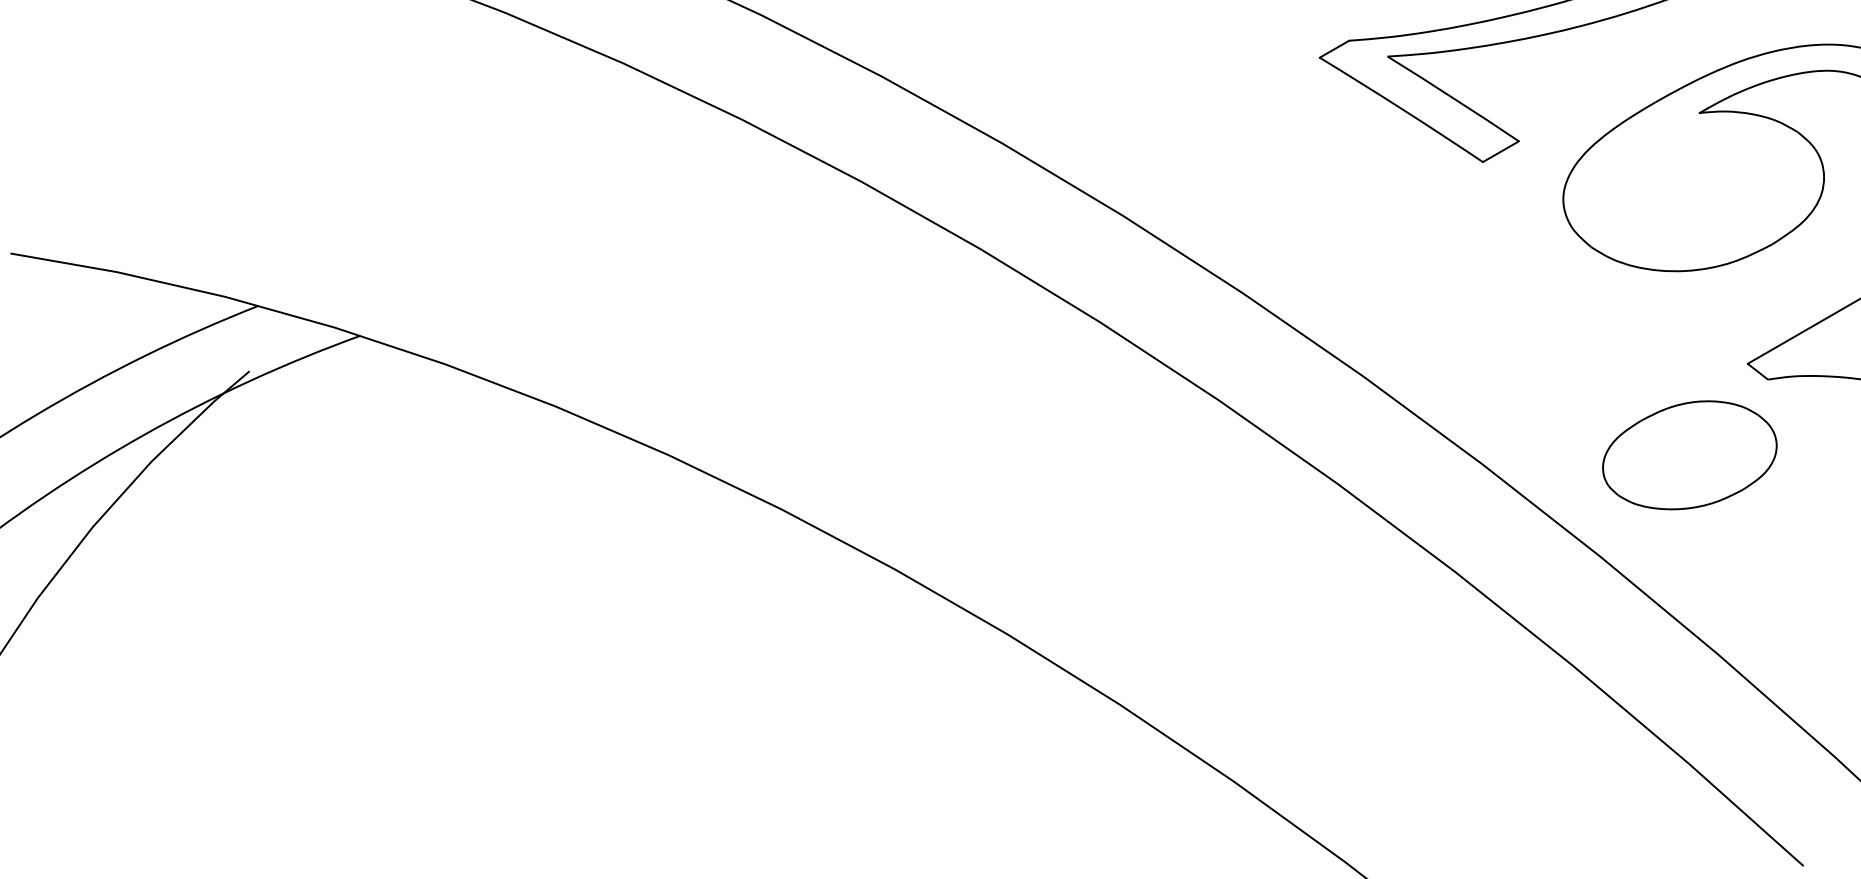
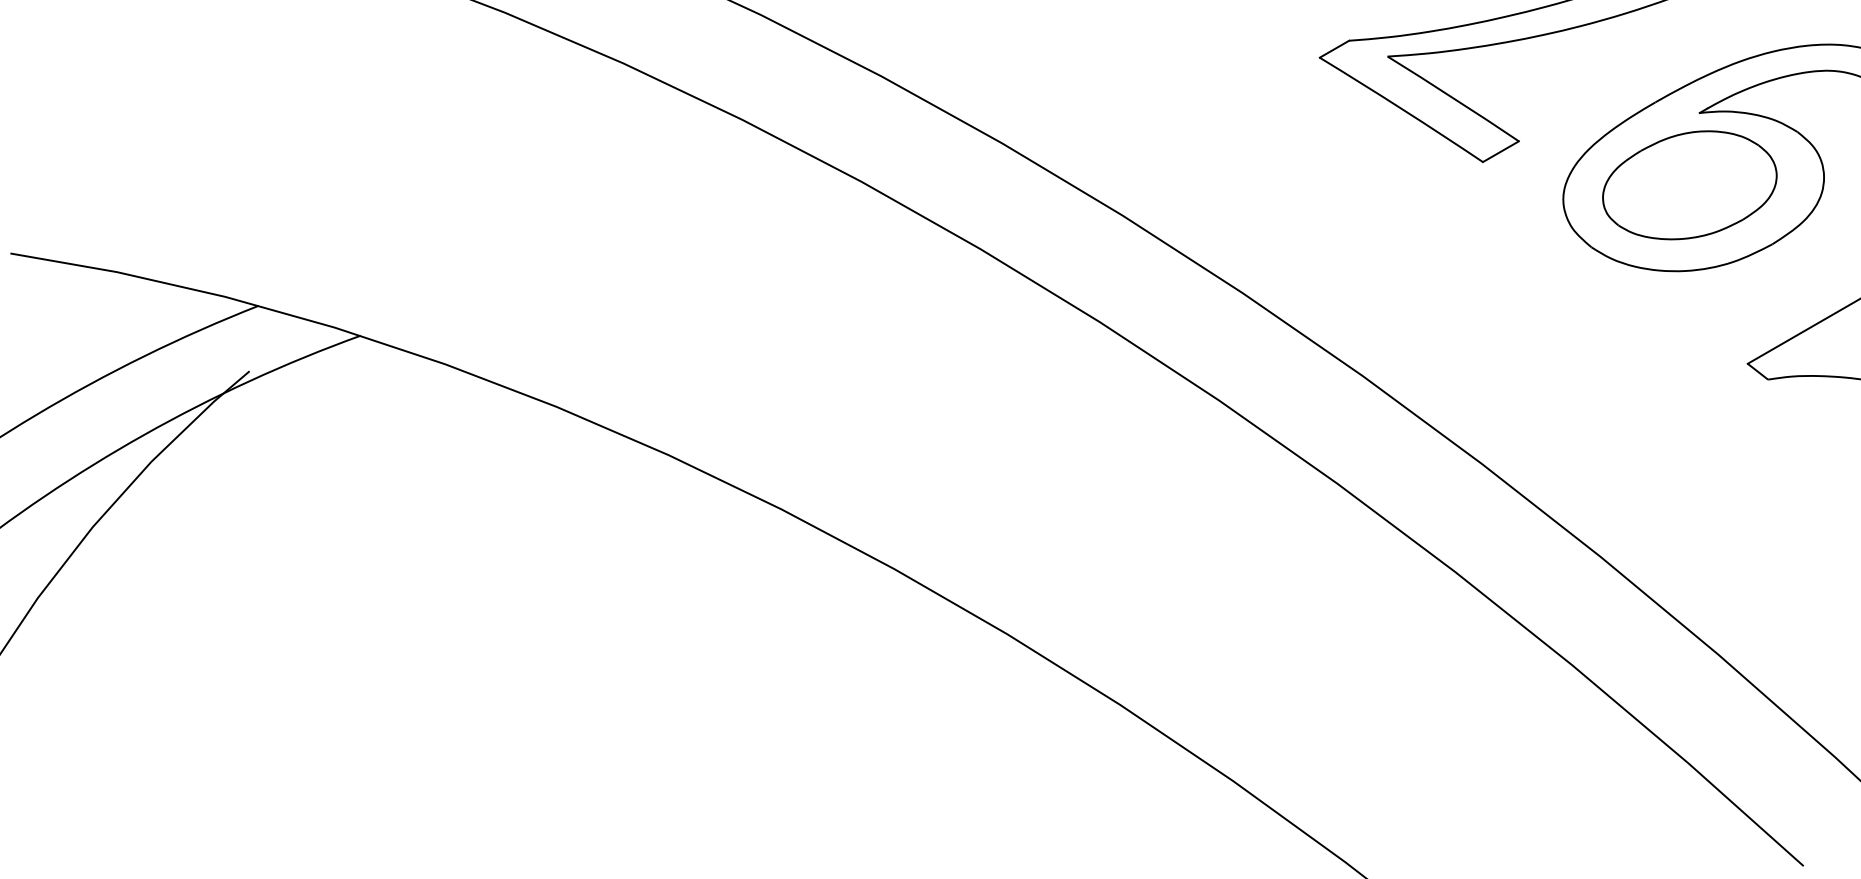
part position: (1689, 455) -> (1689, 185) (1689, 185)
